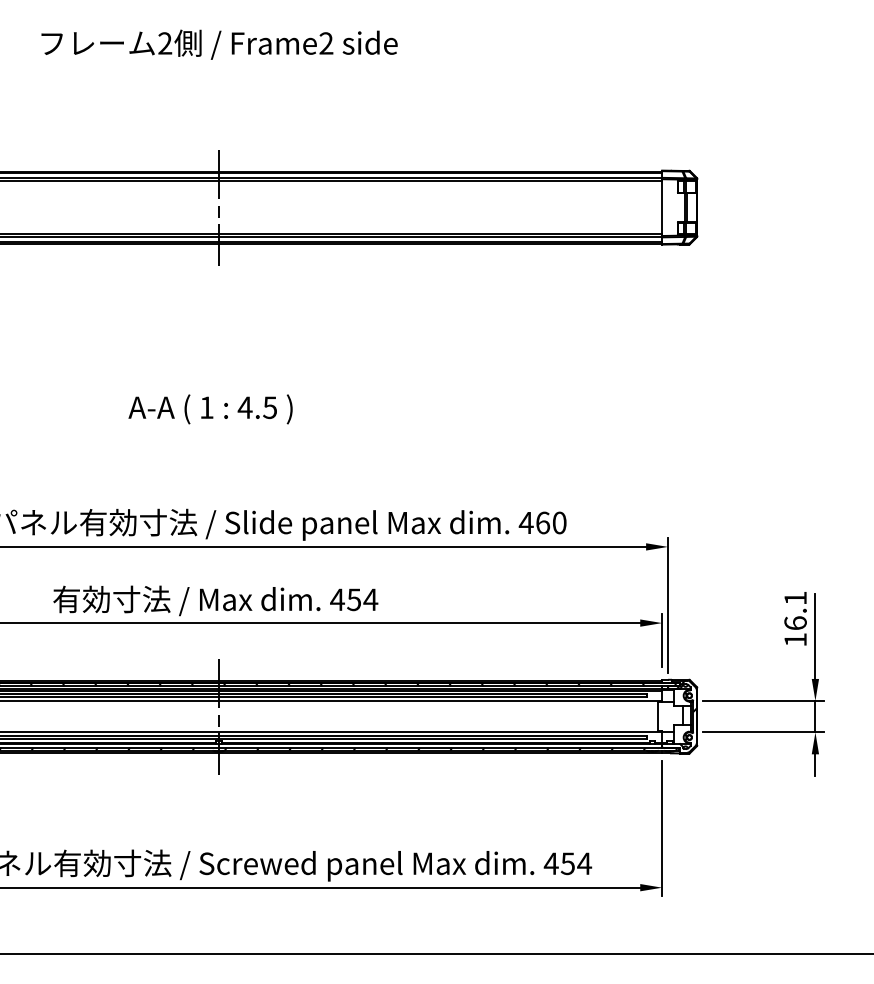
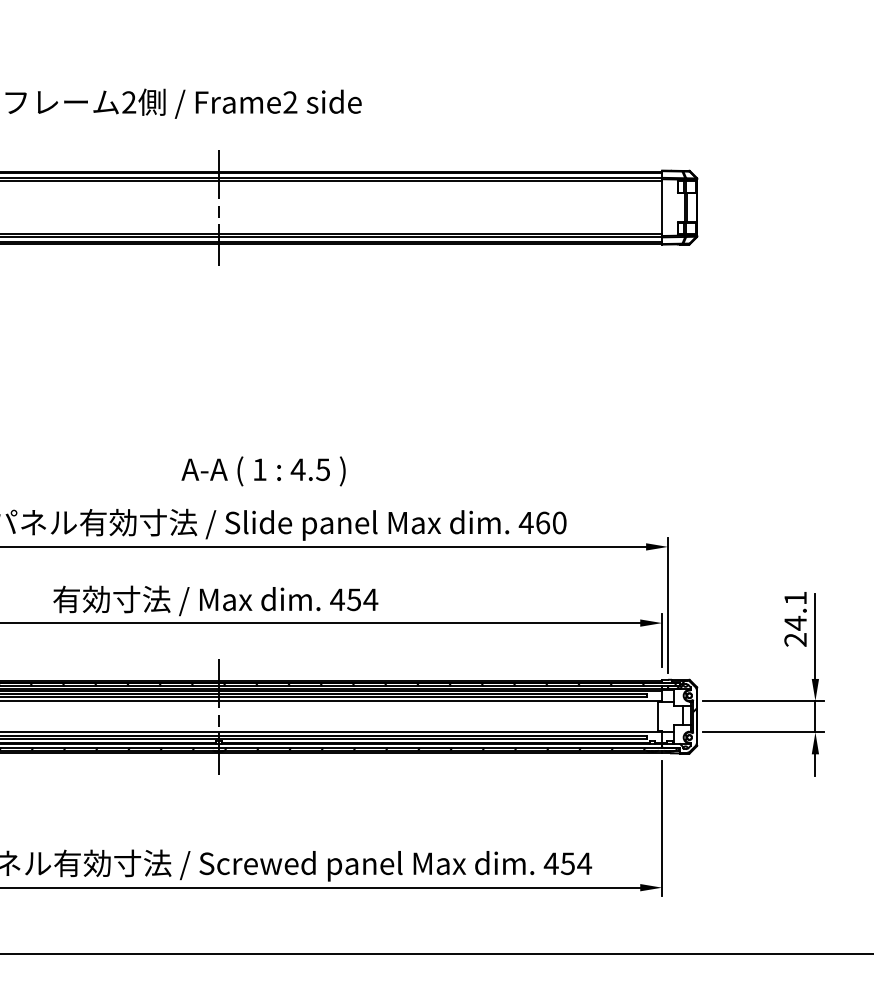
text position: (219, 44) -> (183, 103) (183, 103)
text position: (210, 409) -> (263, 471) (263, 471)
text: 16.1 -> 24.1 (795, 630)
